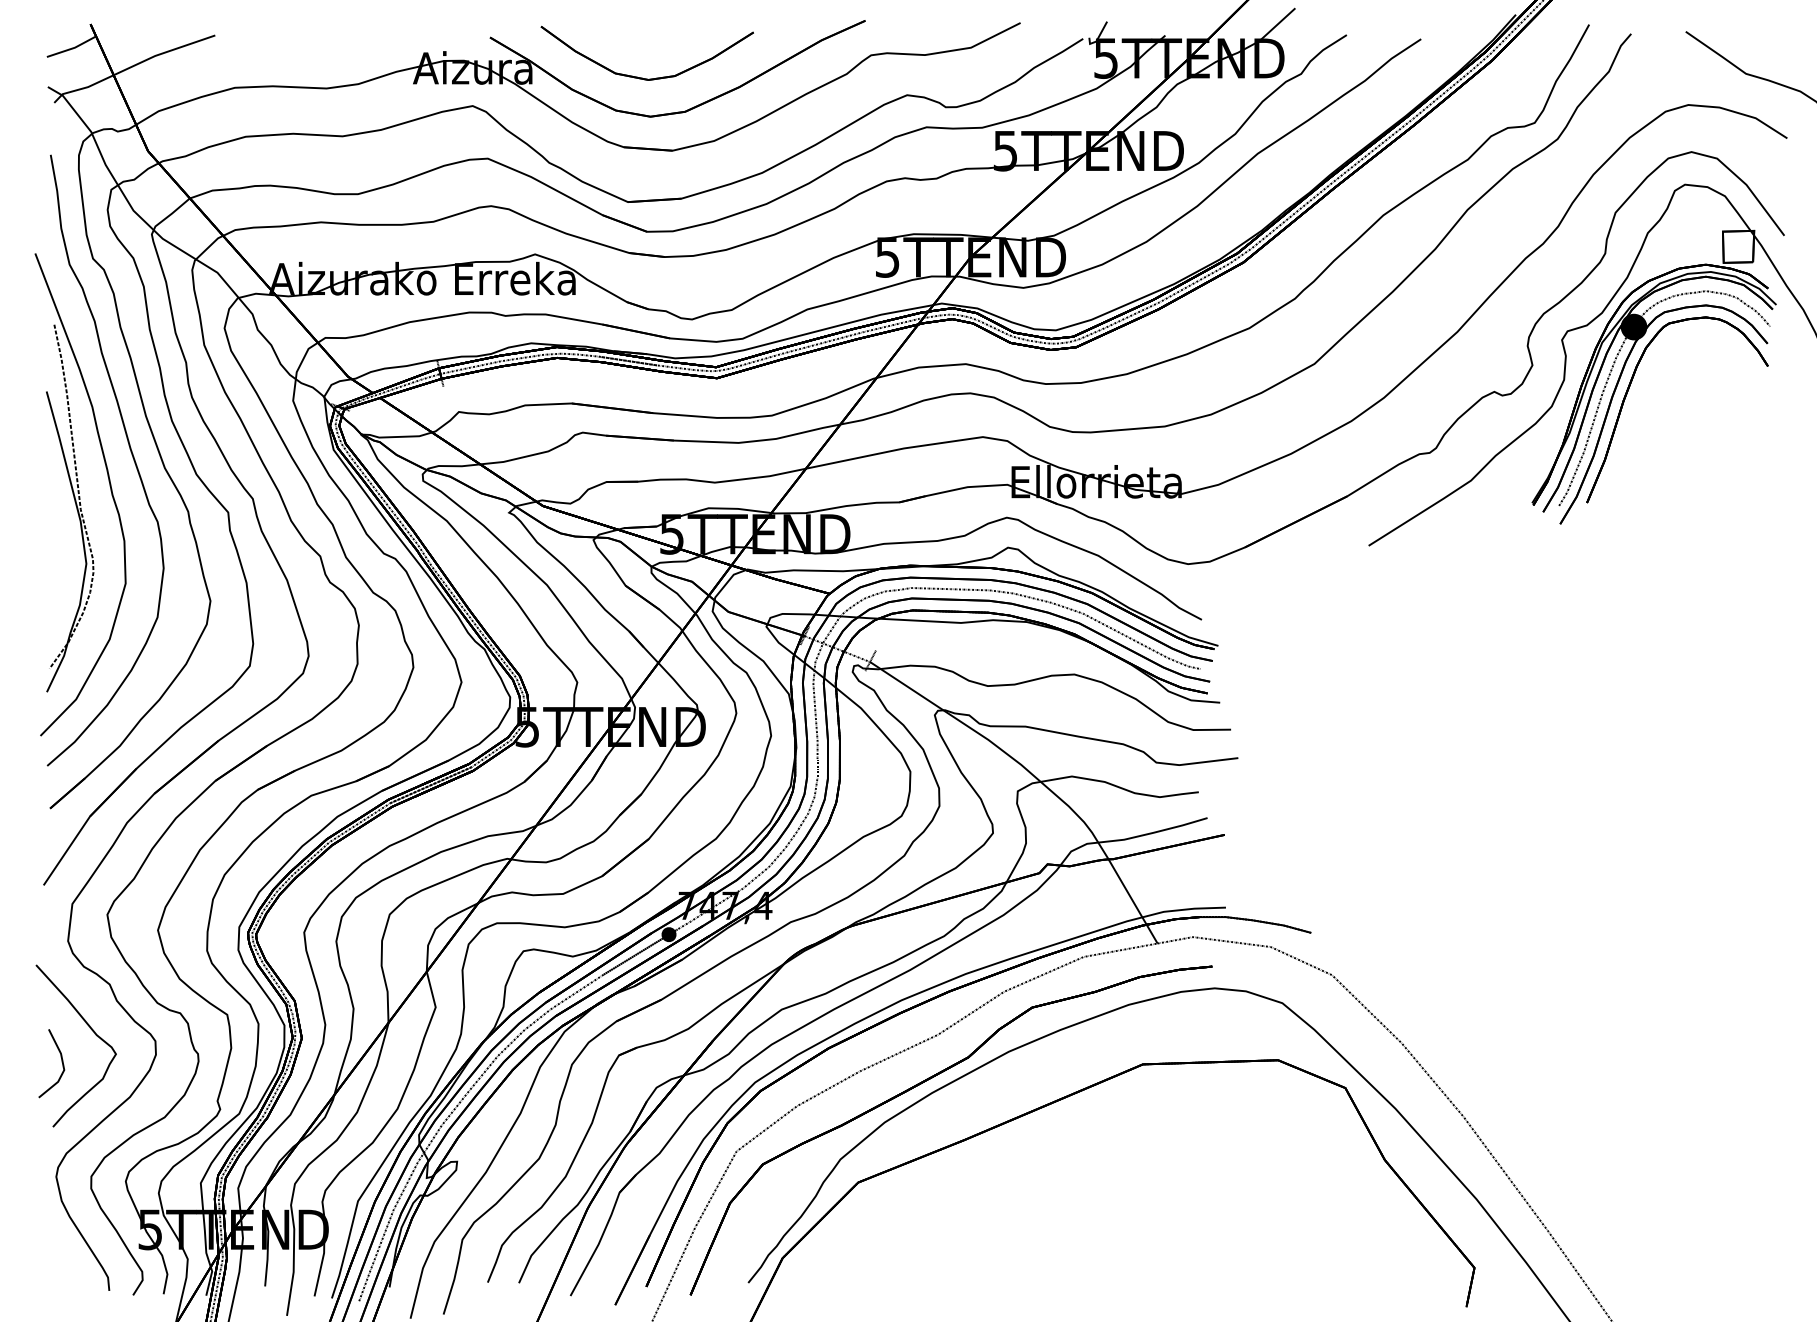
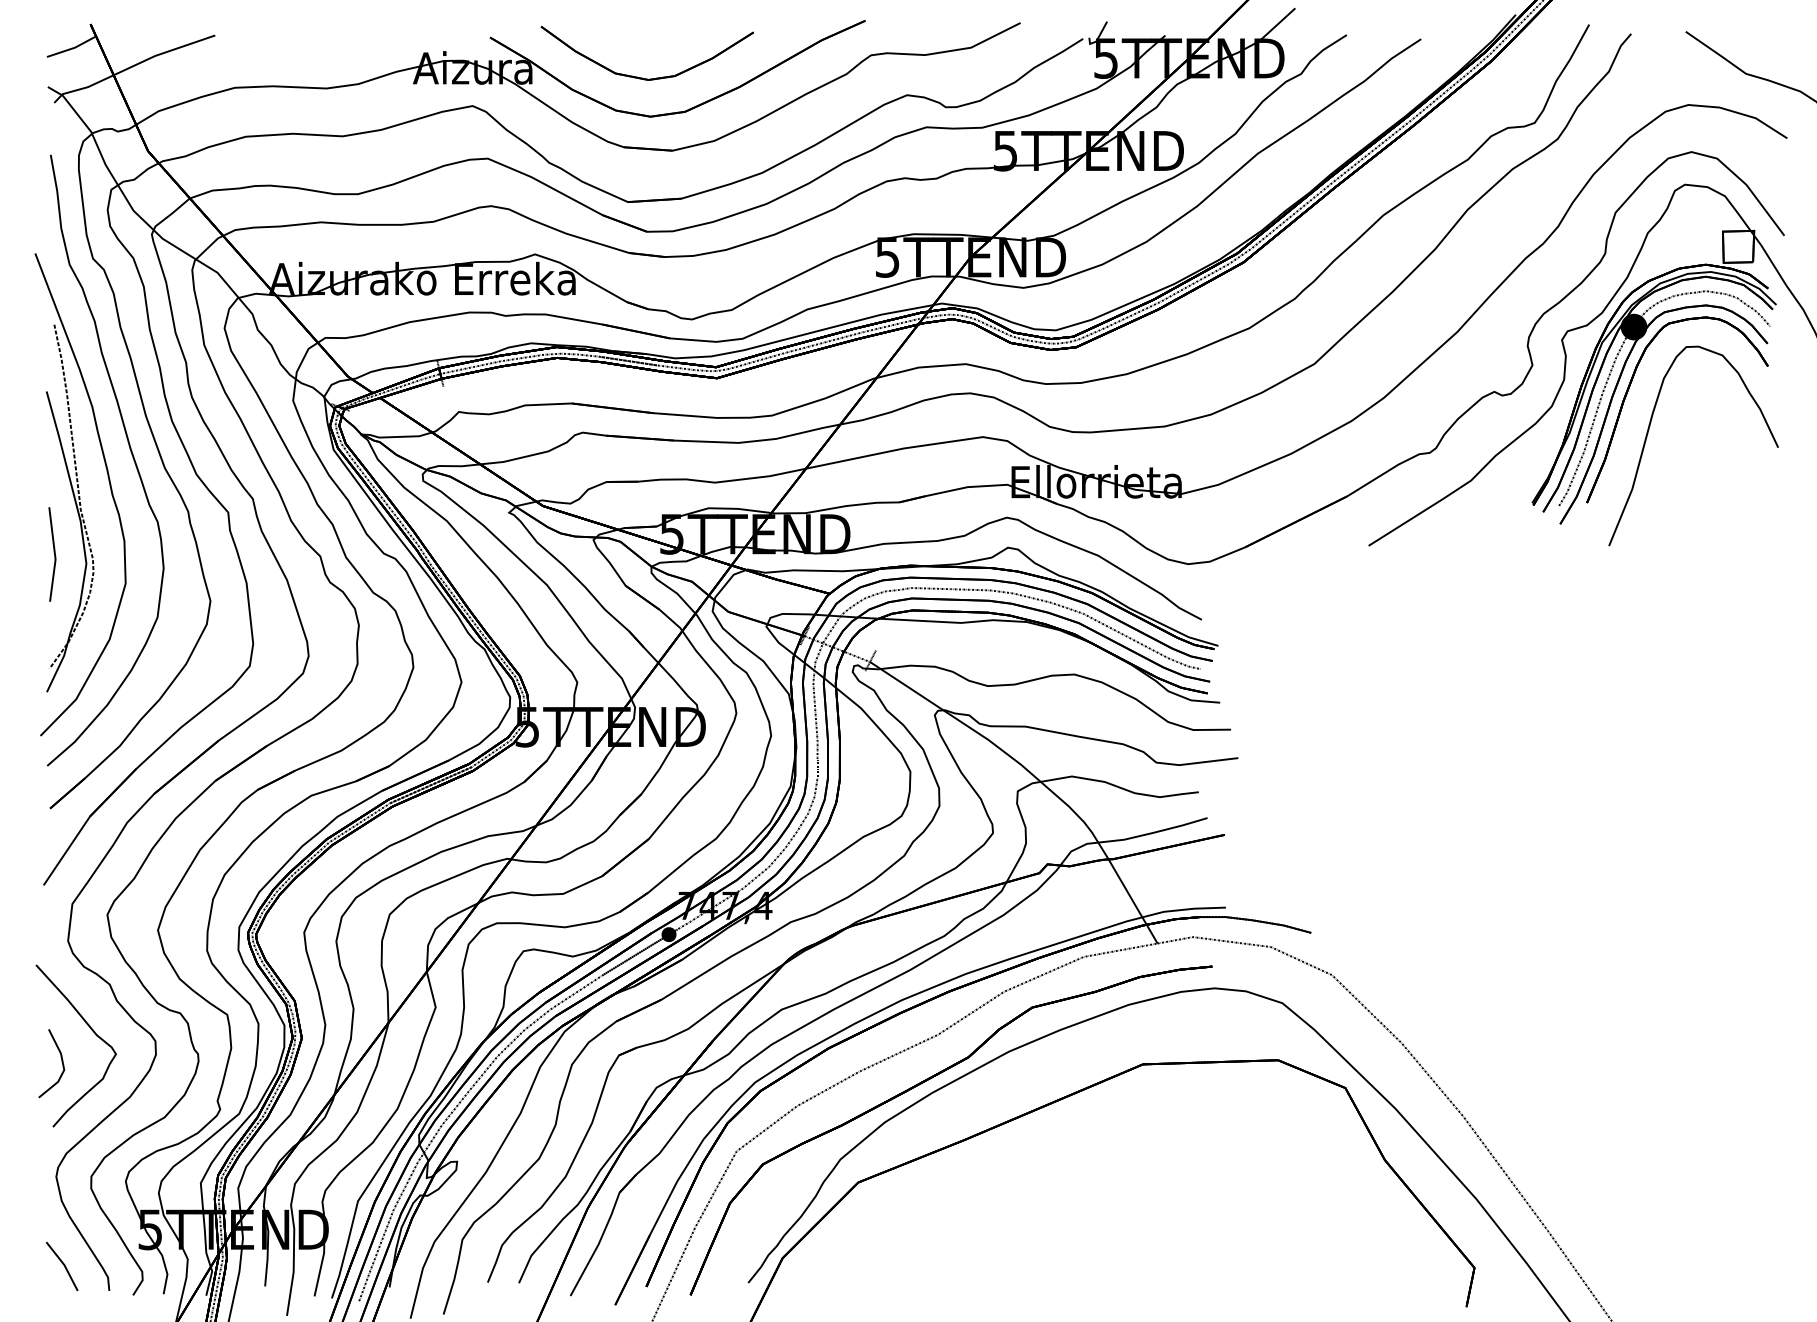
curve: none -> present (1649, 430)
part: none -> present (52, 554)
line: none -> present (62, 1264)
